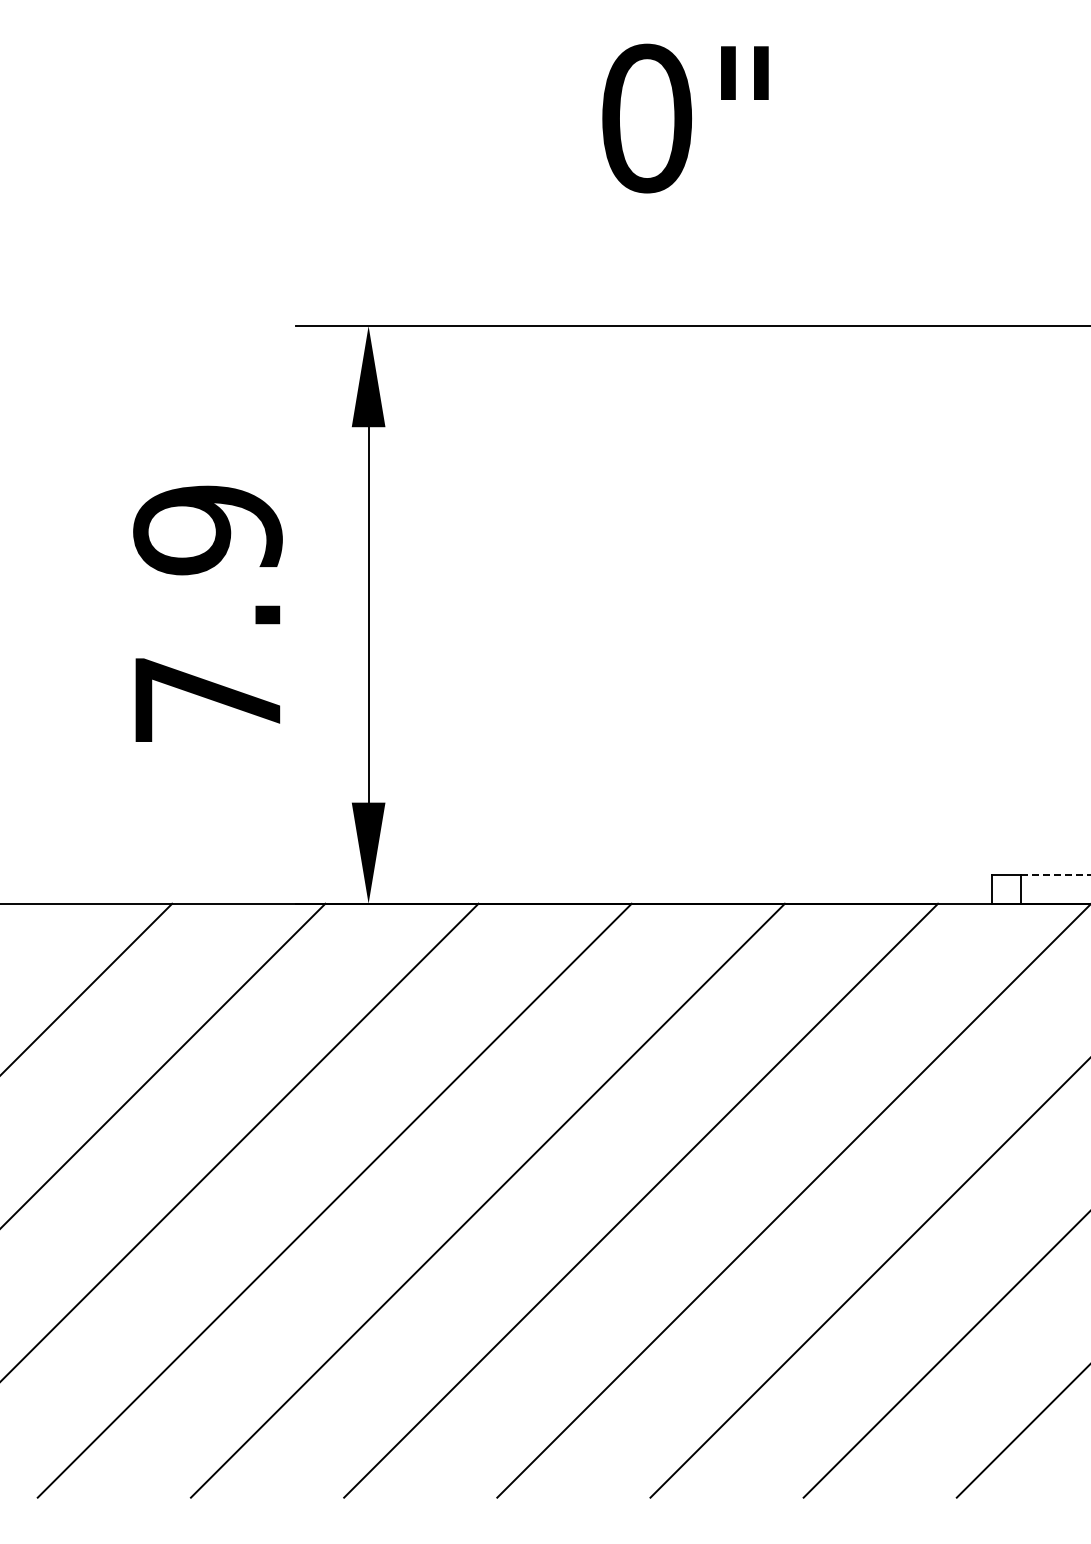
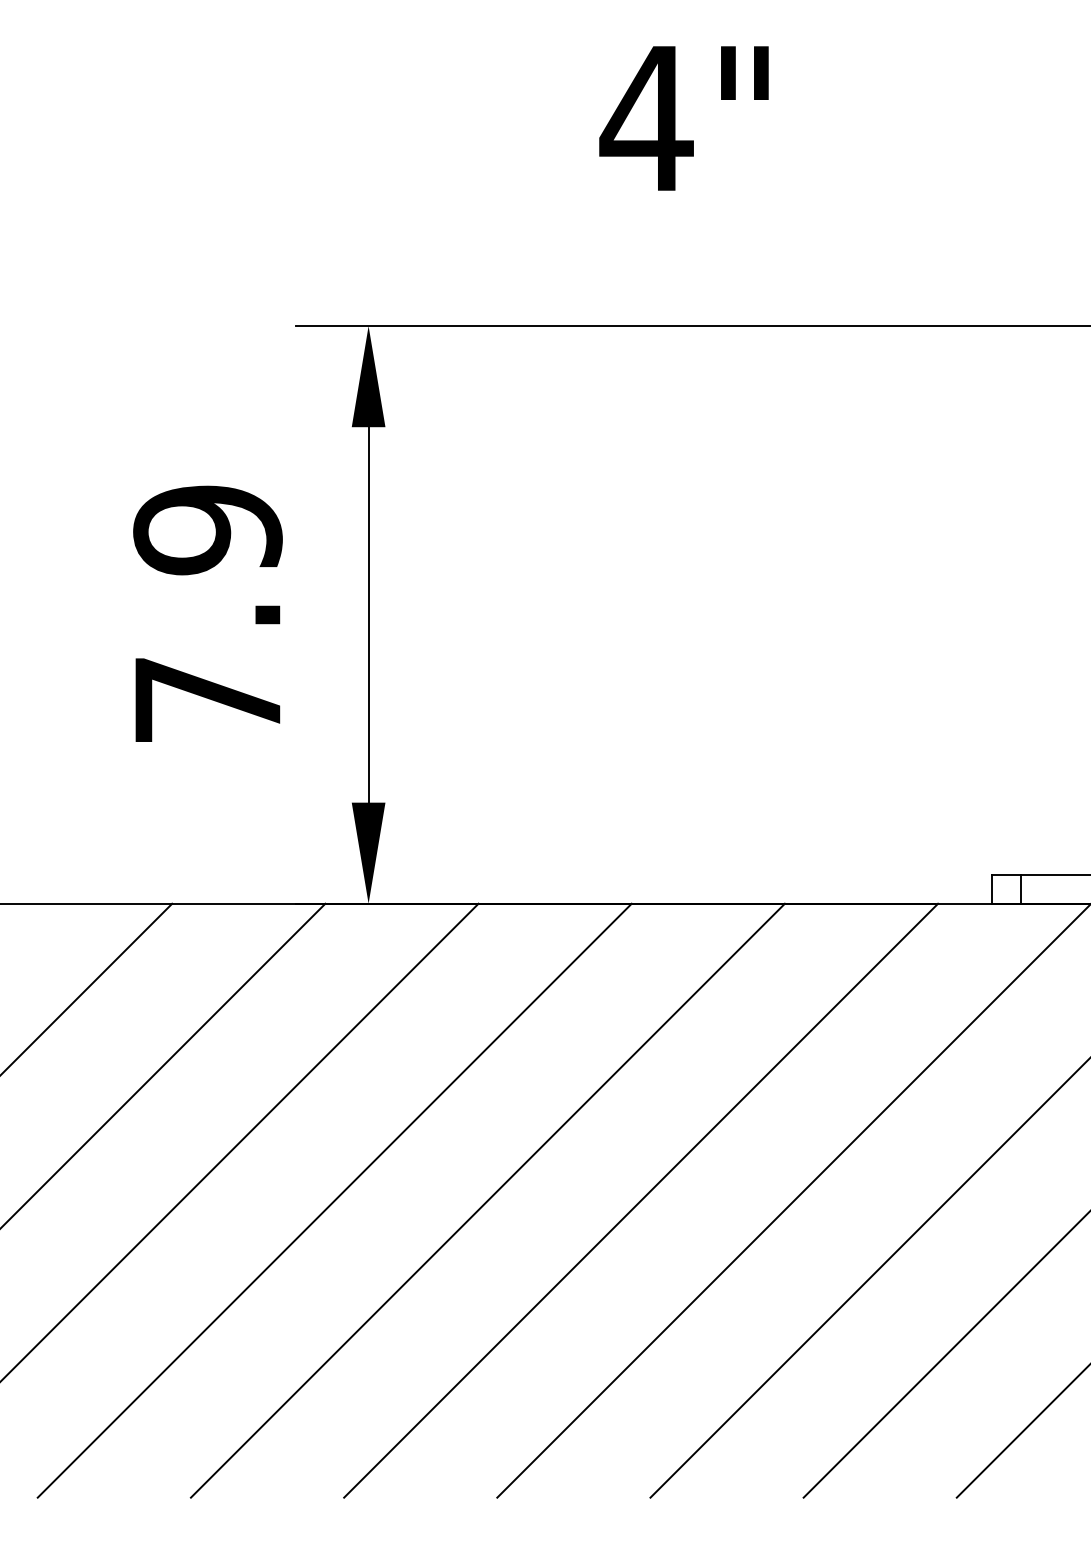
text: 0" -> 4" (646, 118)
line: dashed -> solid (1056, 874)
